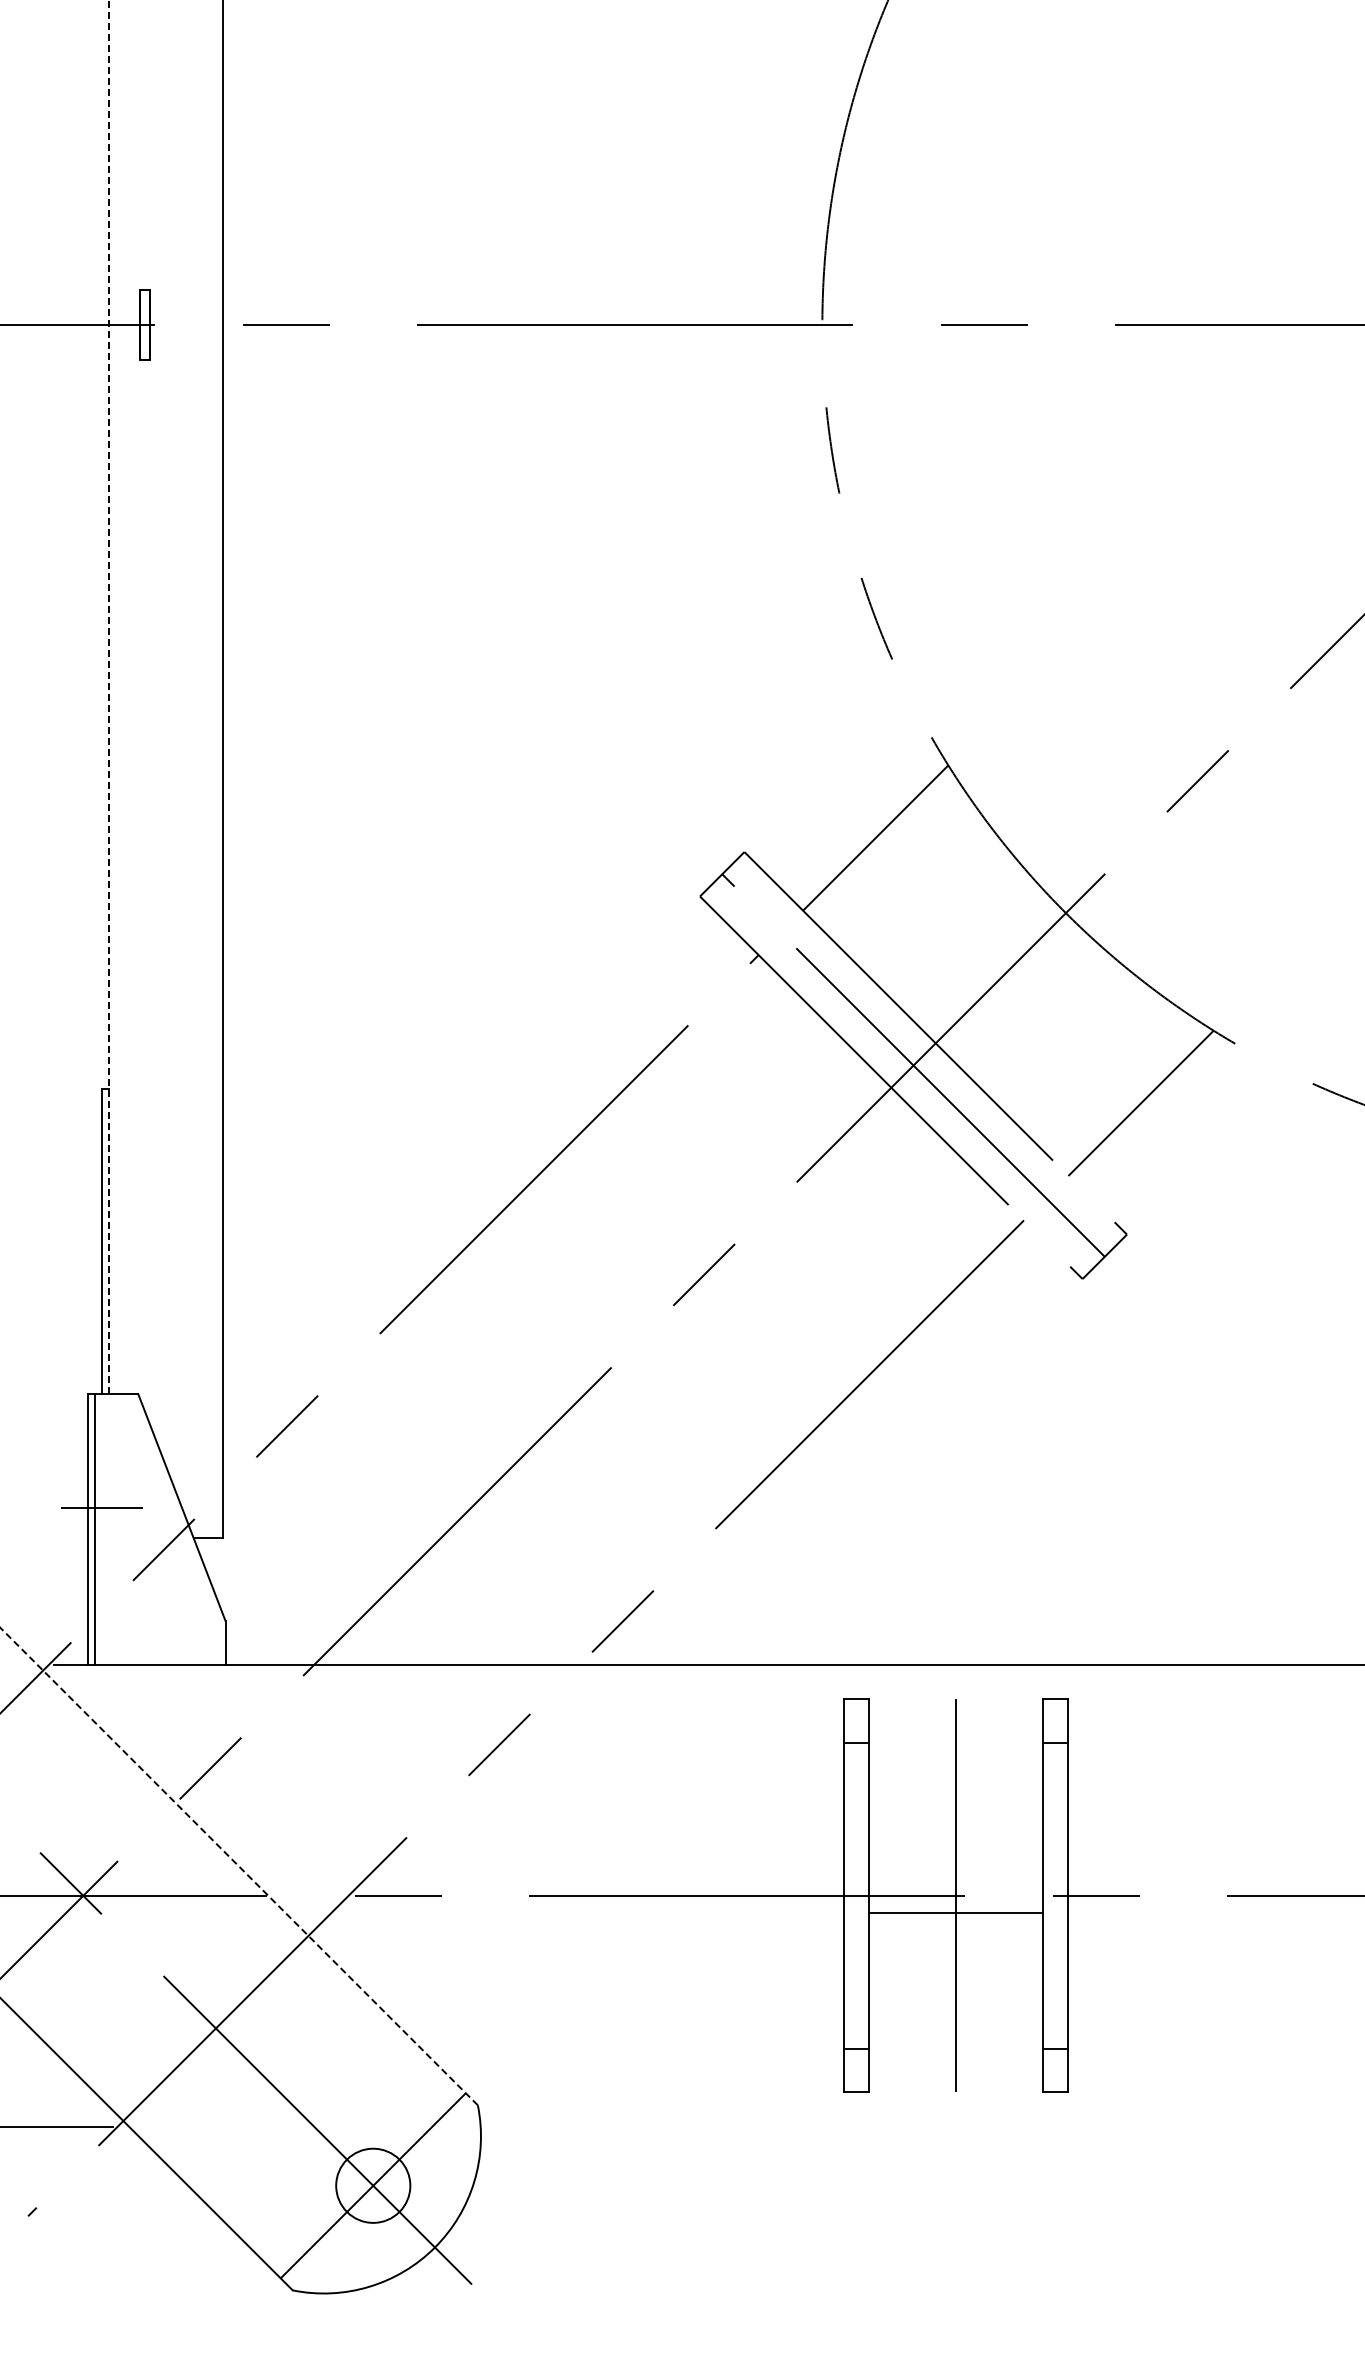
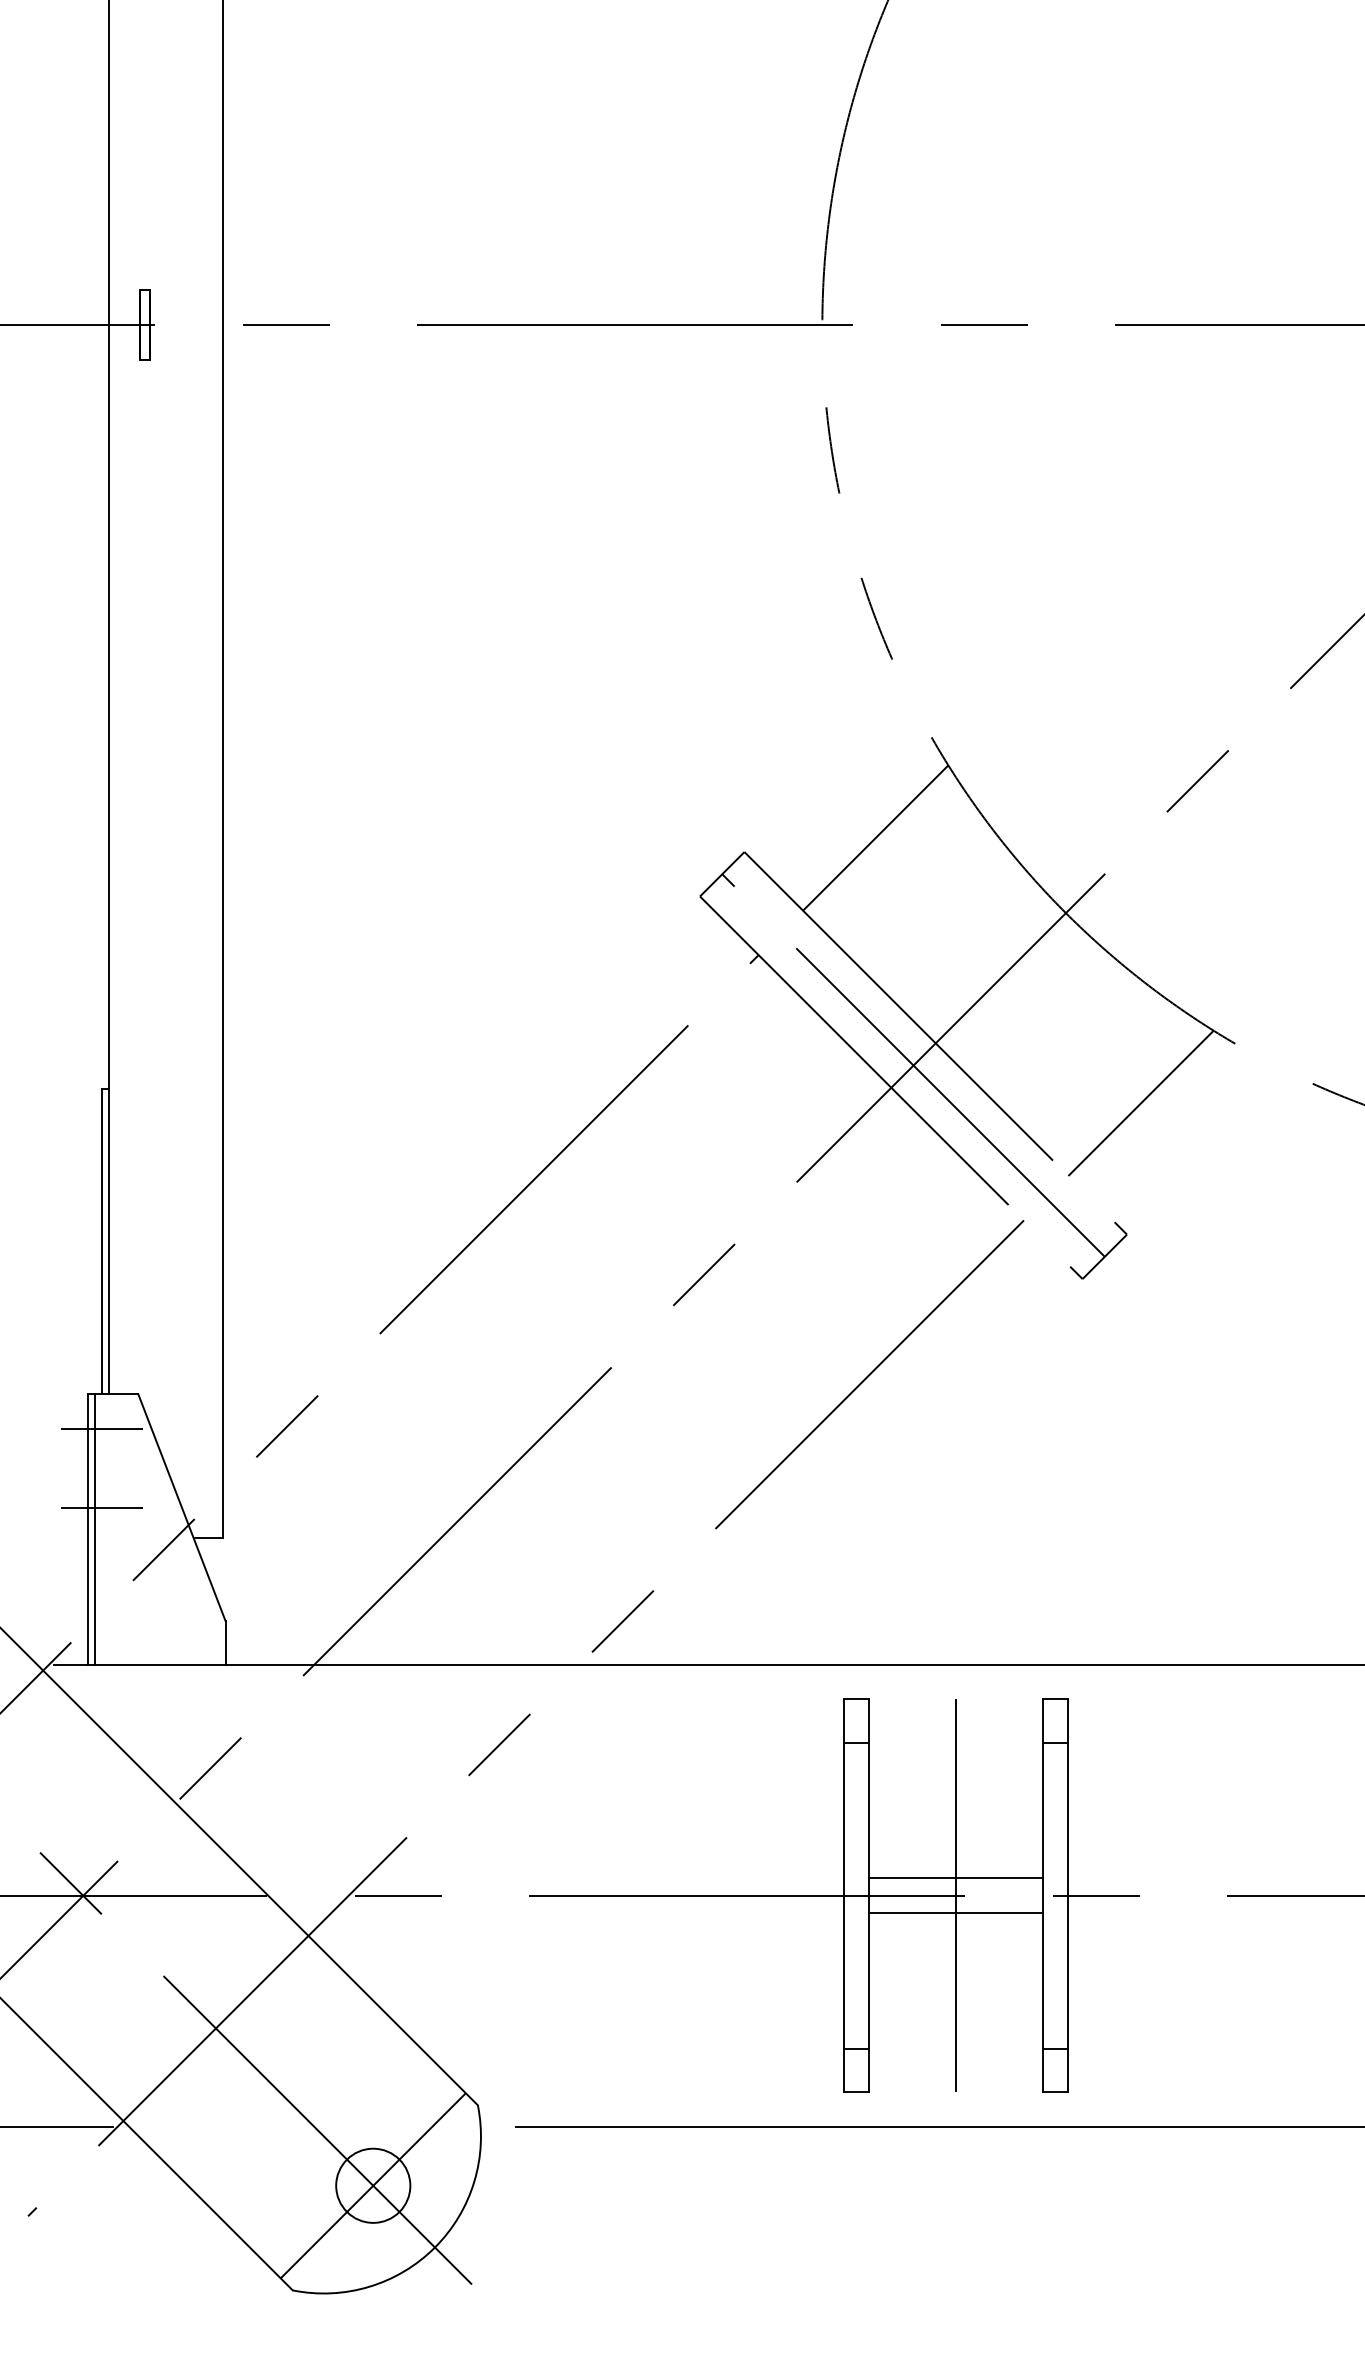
line: dashed -> solid (109, 697)
line: none -> present (102, 1428)
line: dashed -> solid (239, 1866)
line: none -> present (955, 1878)
line: none -> present (938, 2127)
